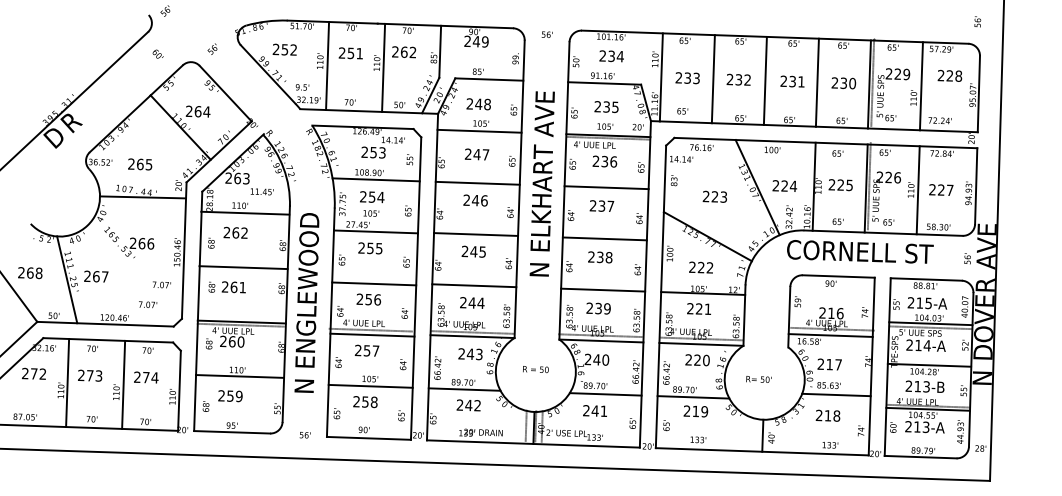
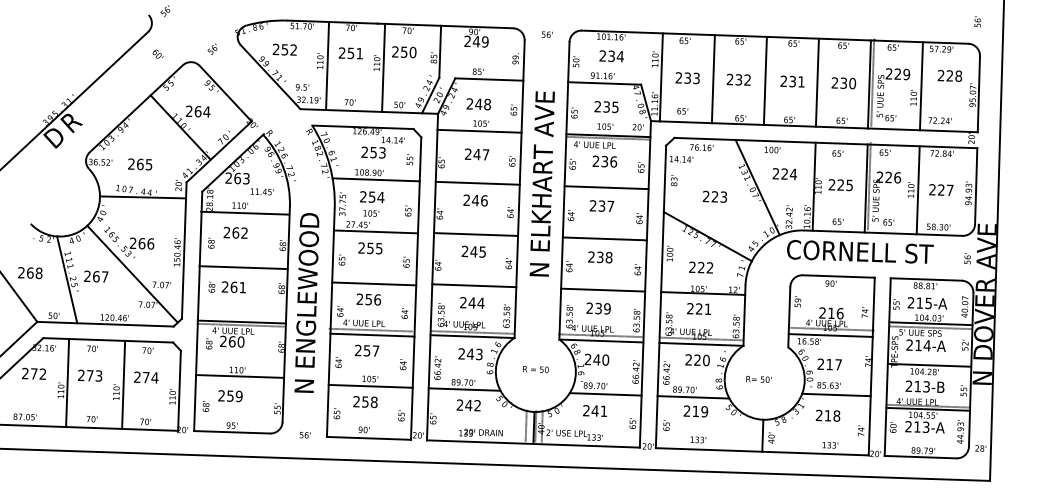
text: 262 -> 250 (408, 52)
text position: (784, 185) -> (784, 173) (784, 173)
line: none -> present (132, 273)
